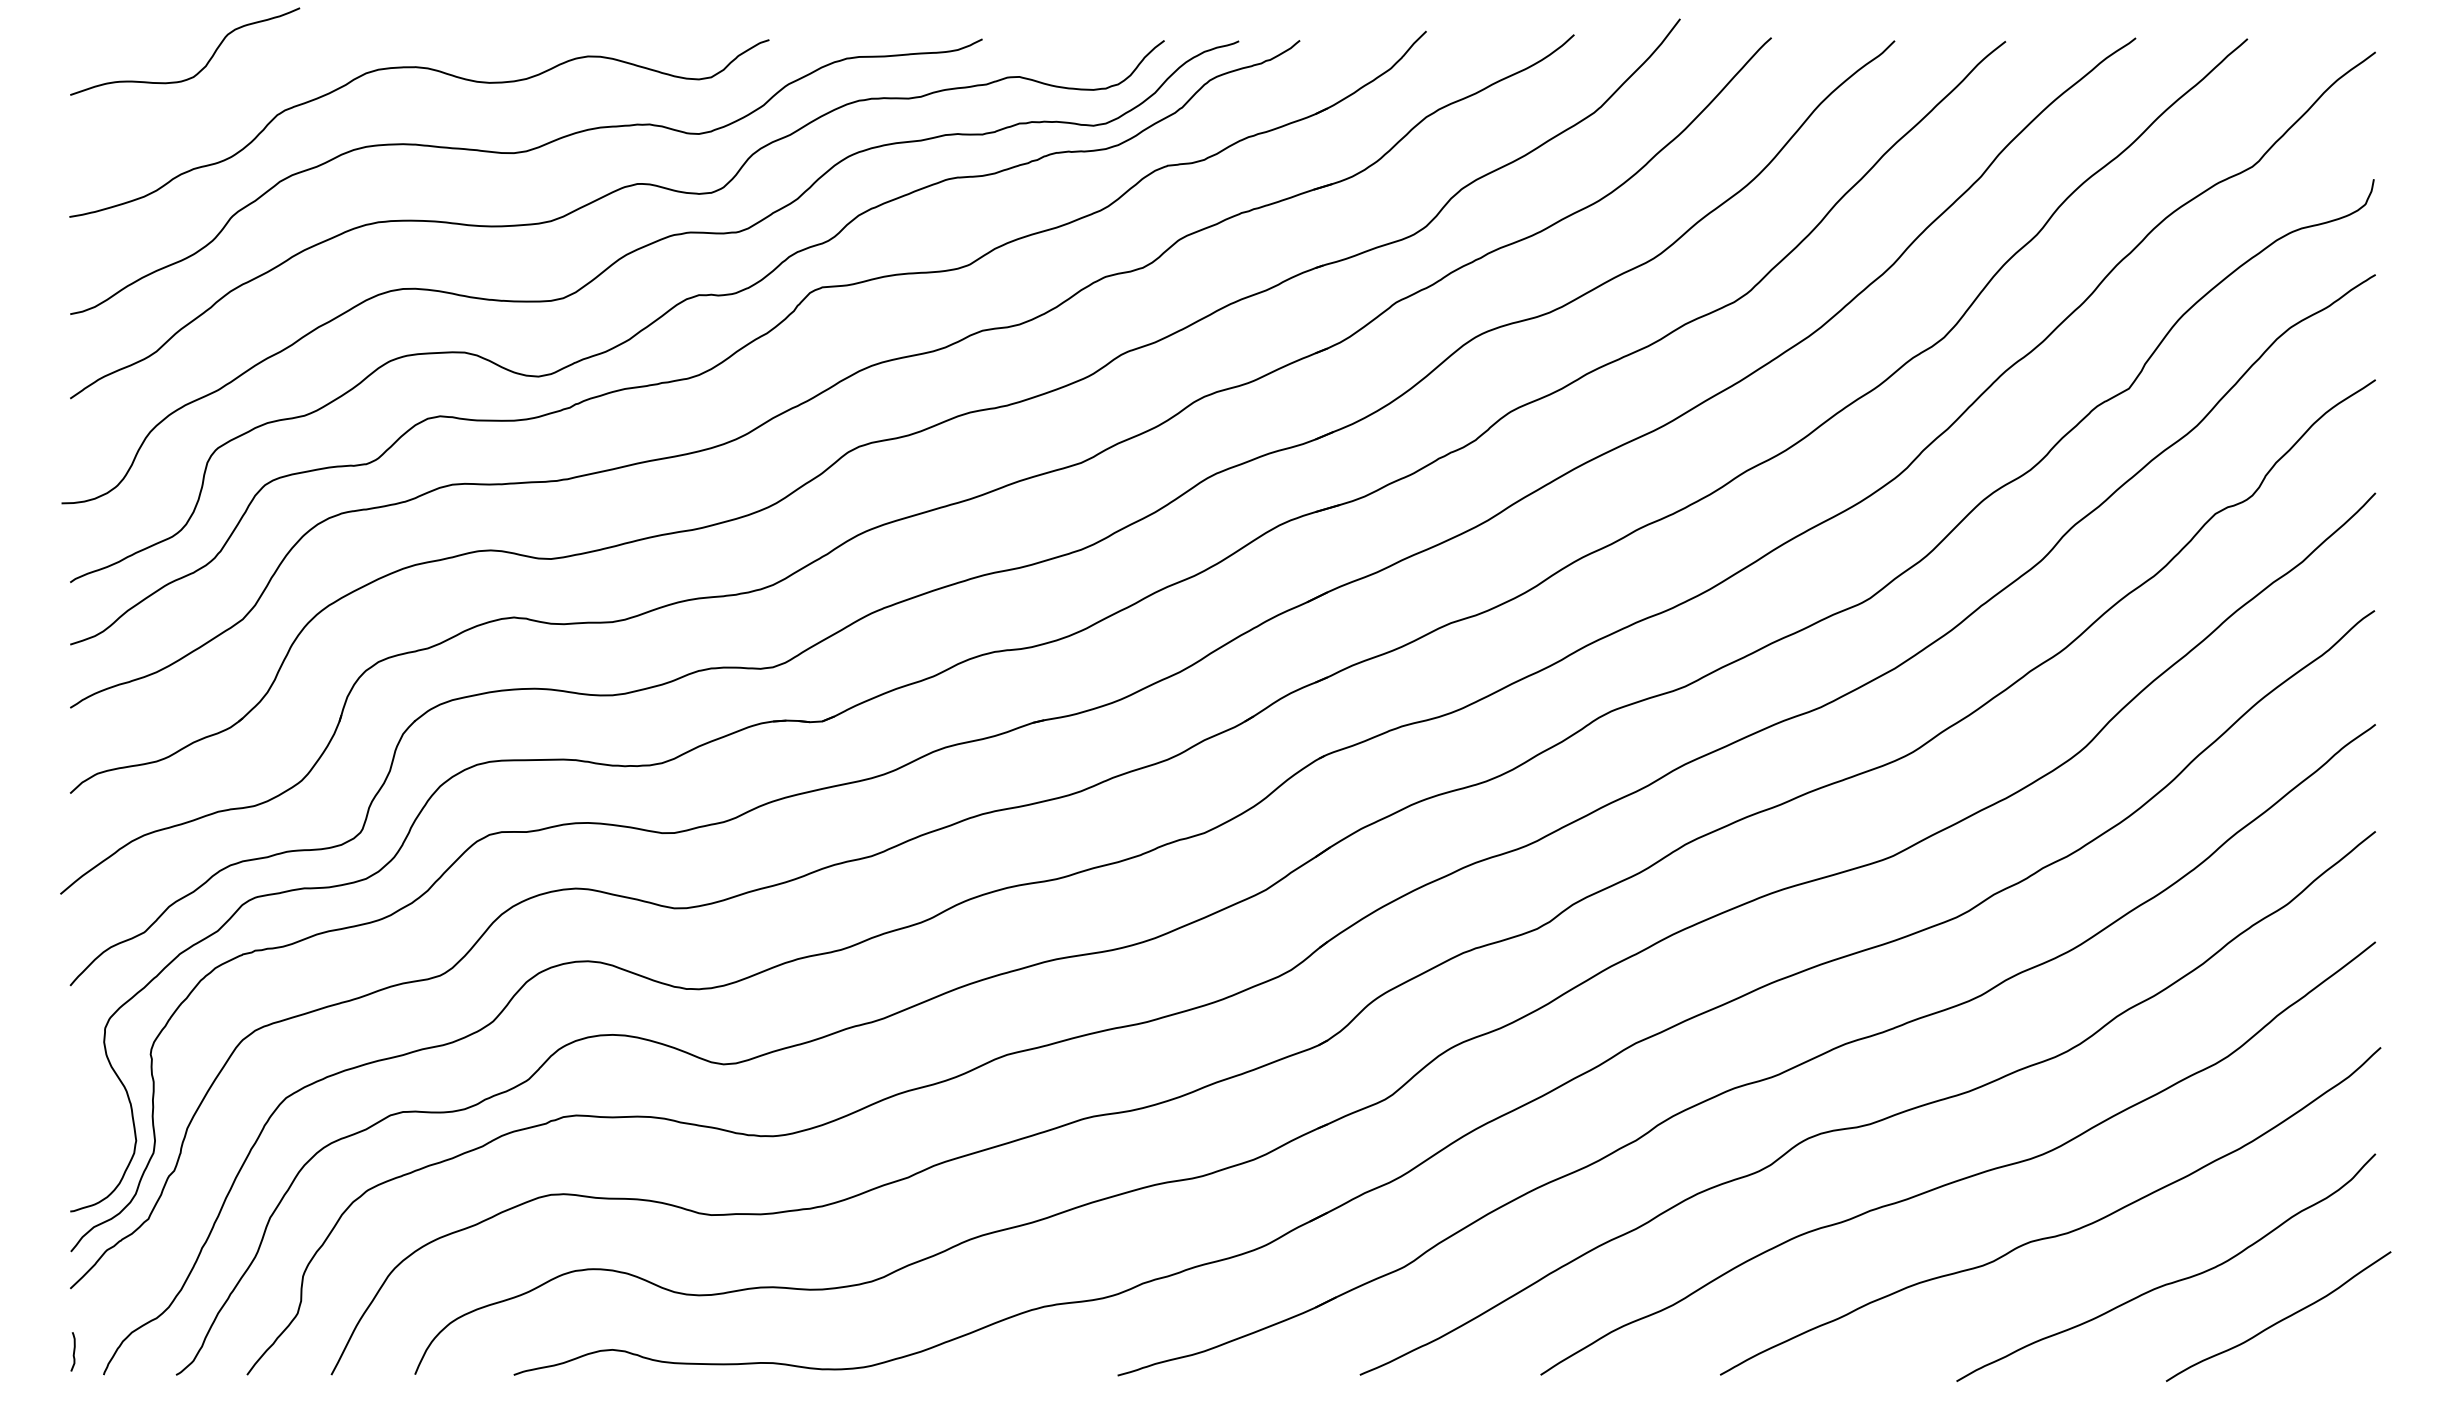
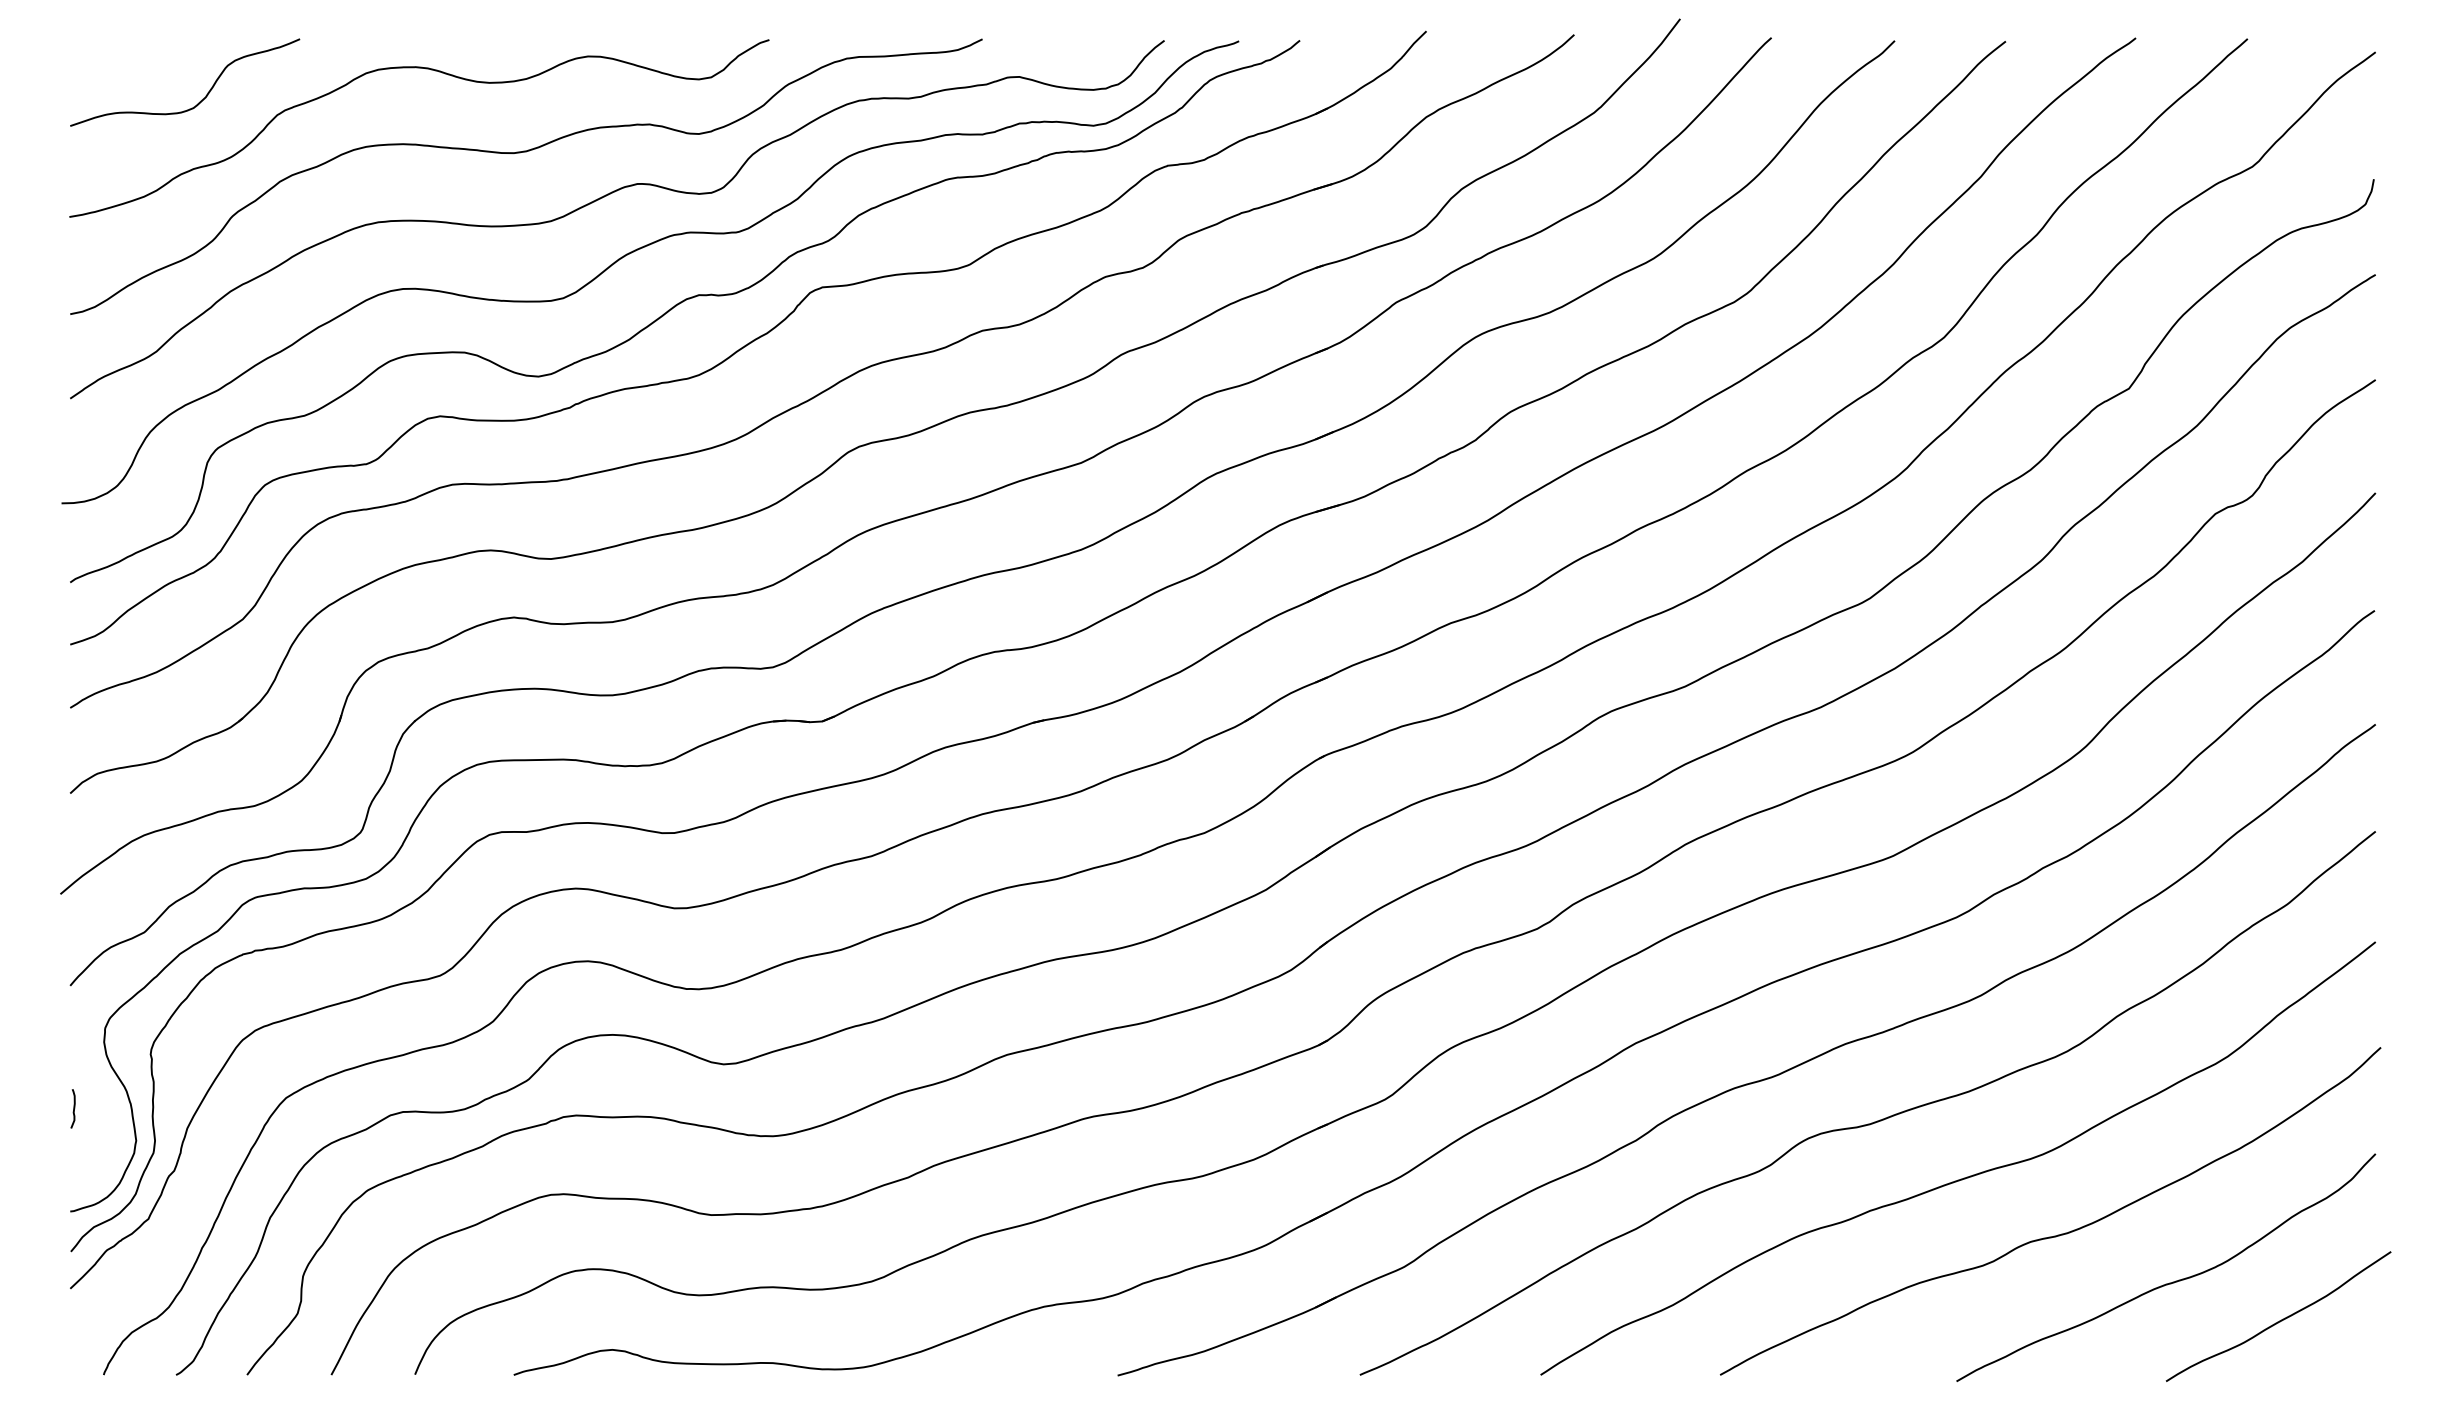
curve position: (201, 68) -> (201, 99) (201, 99)
curve position: (73, 1351) -> (73, 1108) (73, 1108)
